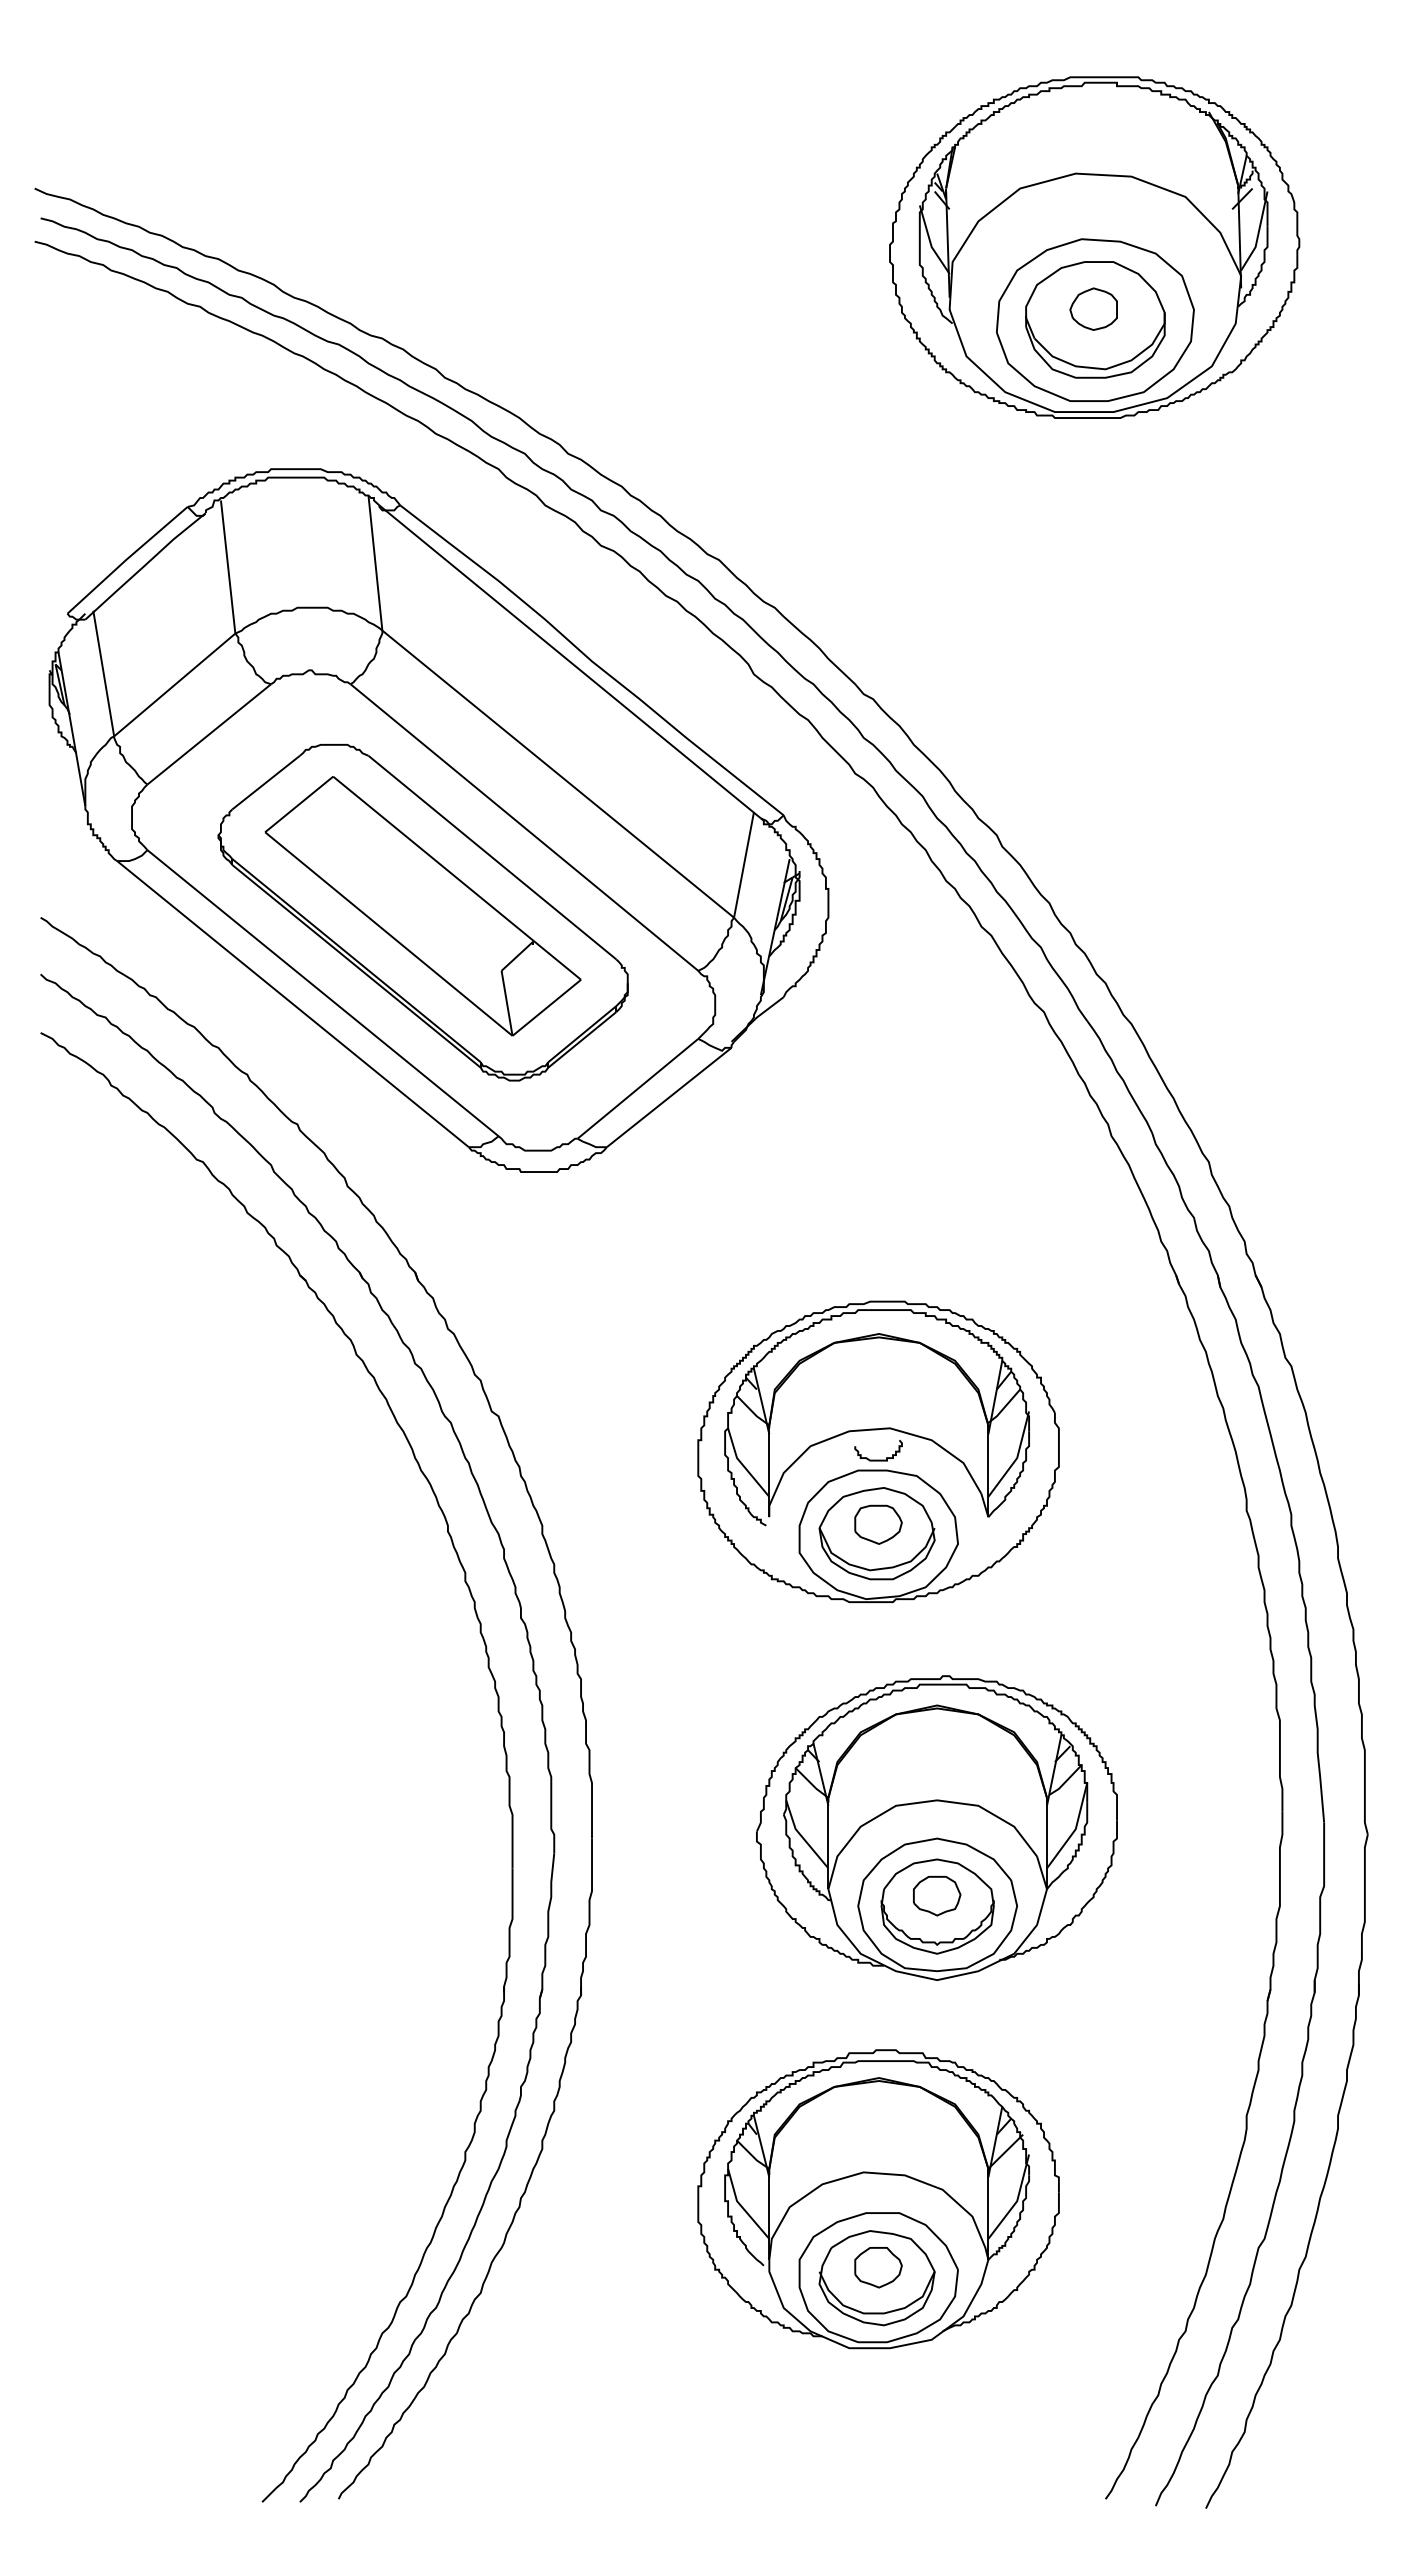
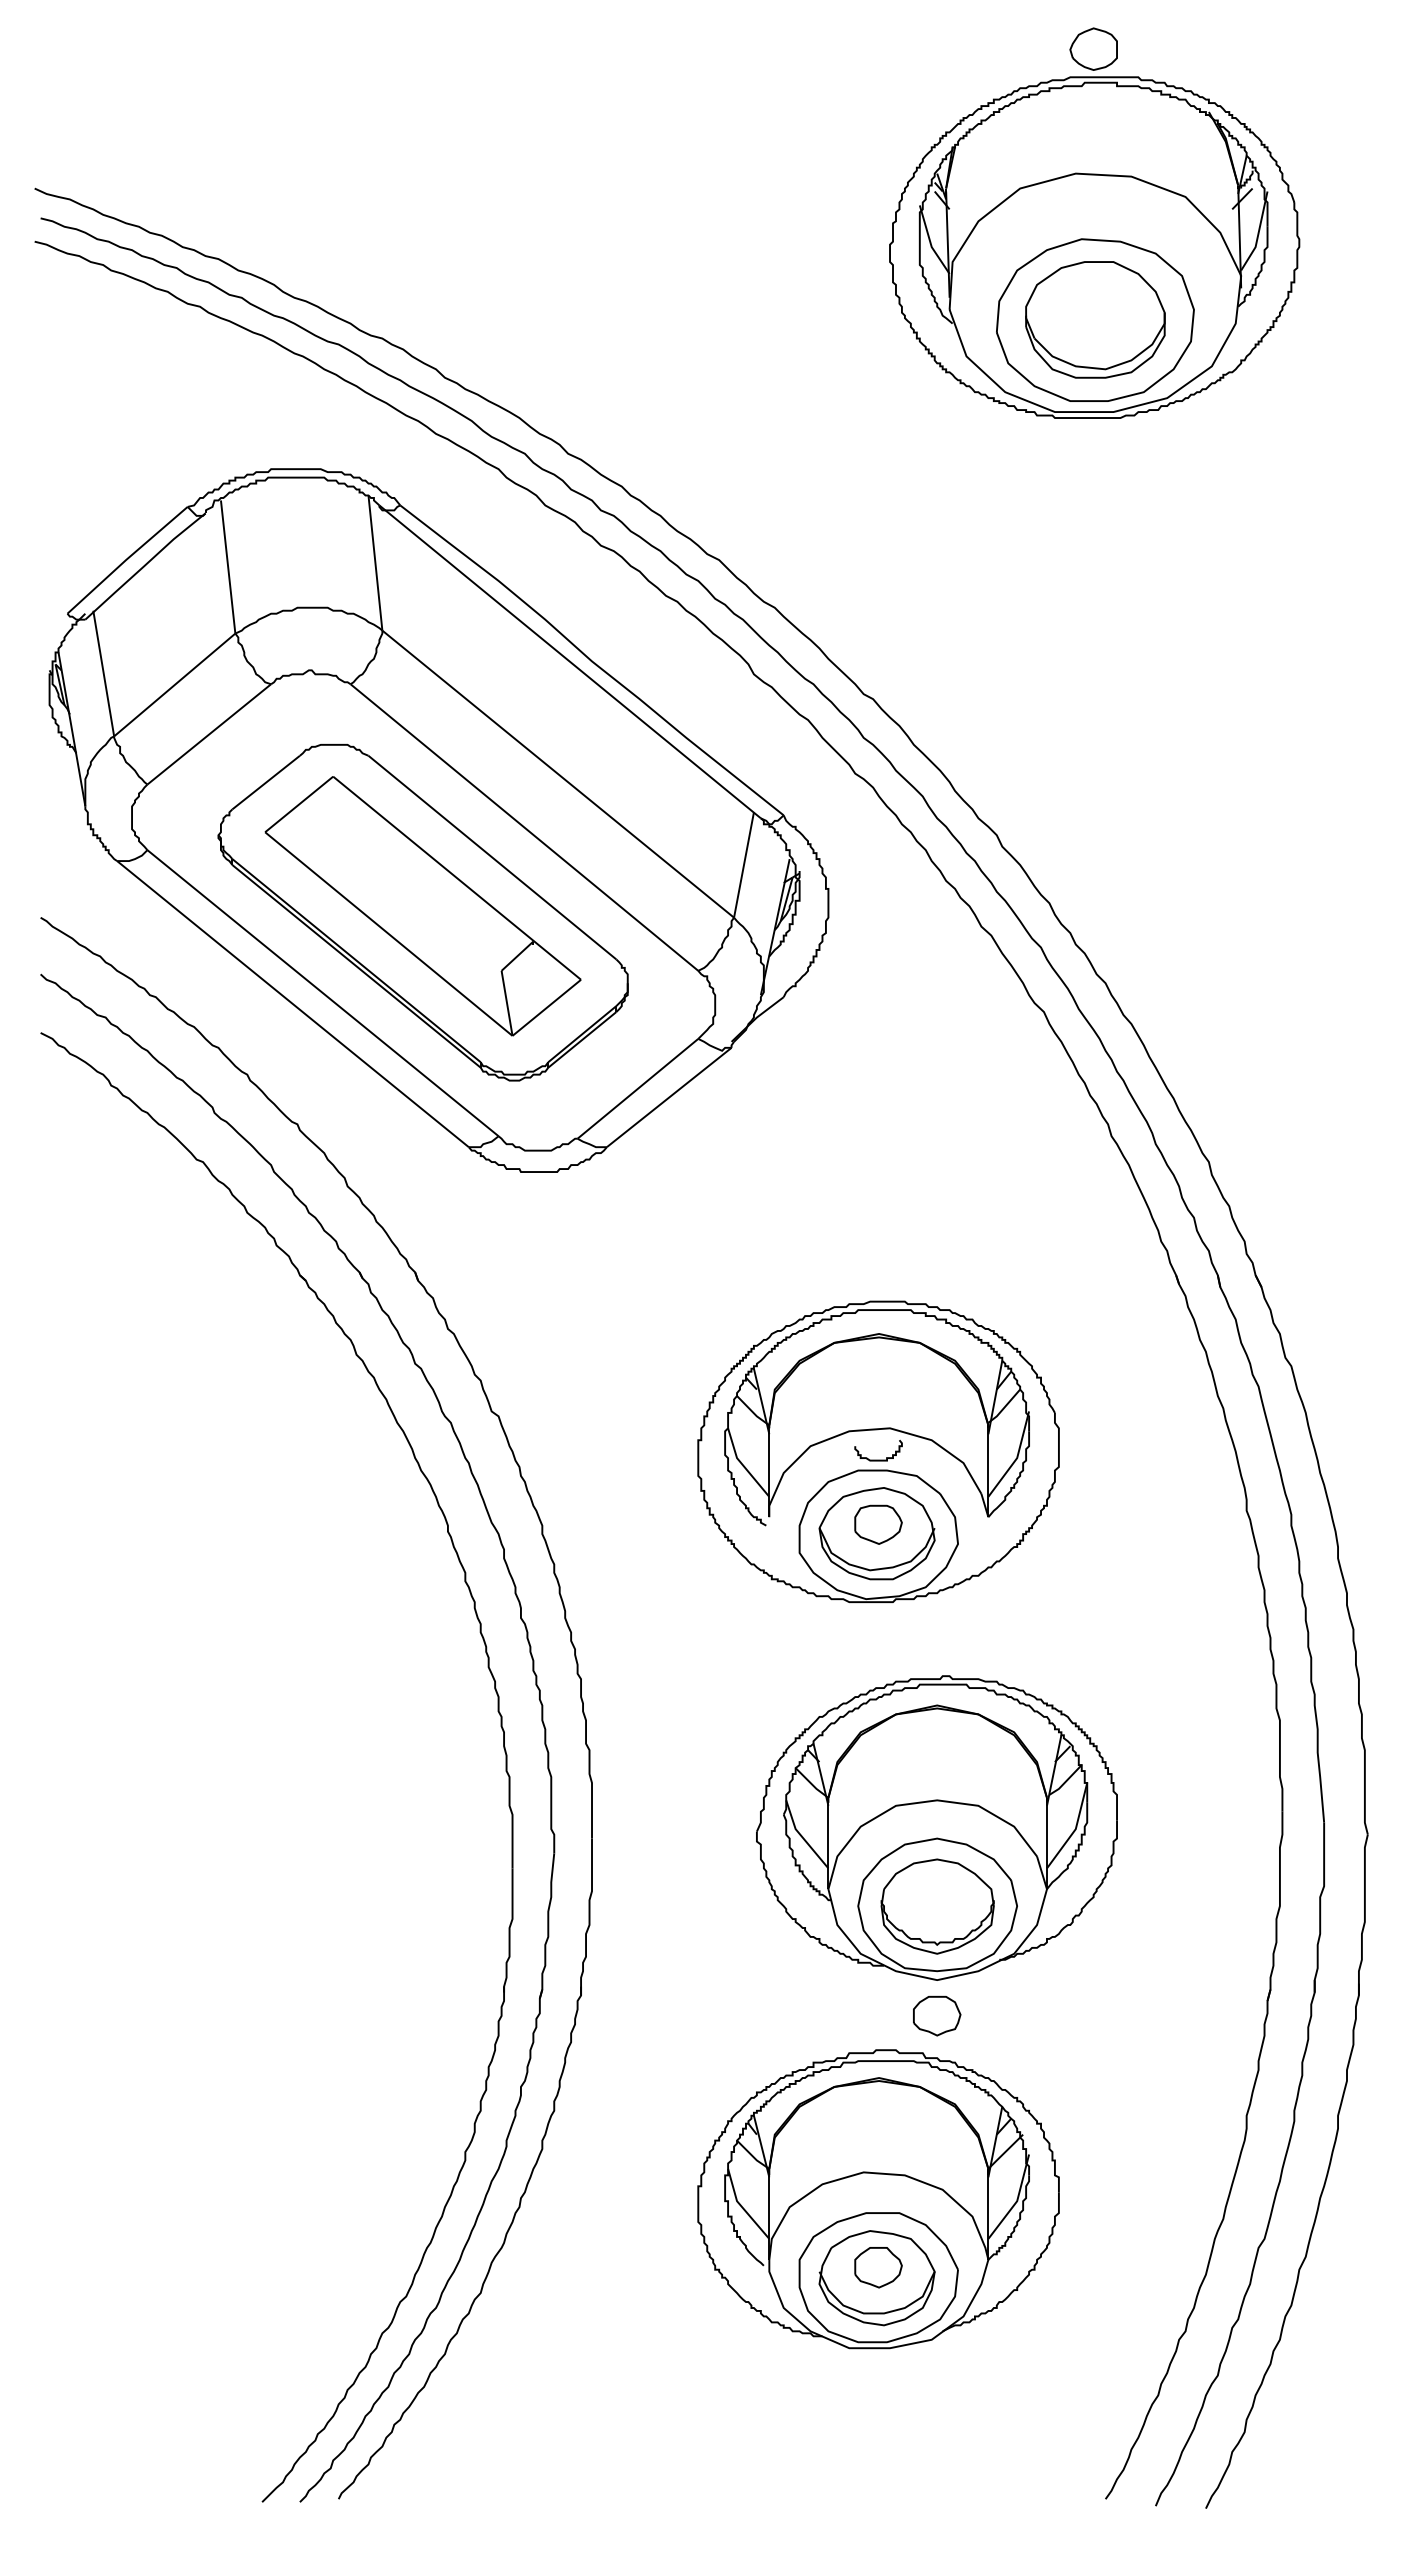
part position: (1093, 308) -> (1093, 48) (1093, 48)
part position: (937, 1895) -> (937, 2015) (937, 2015)
